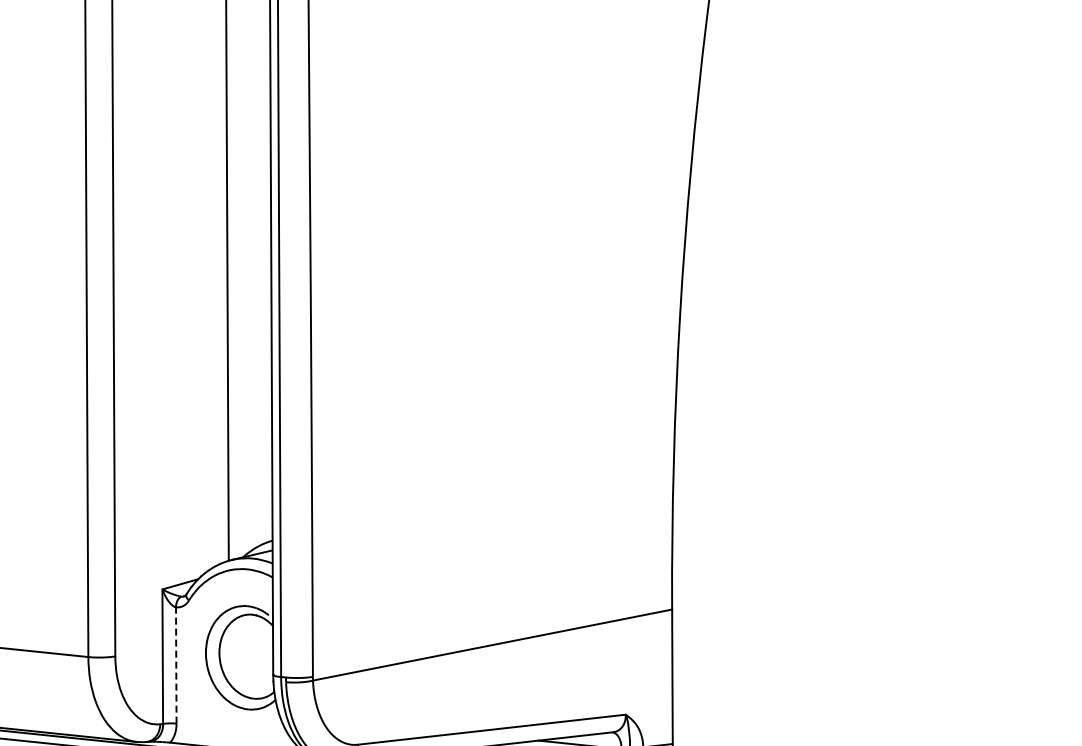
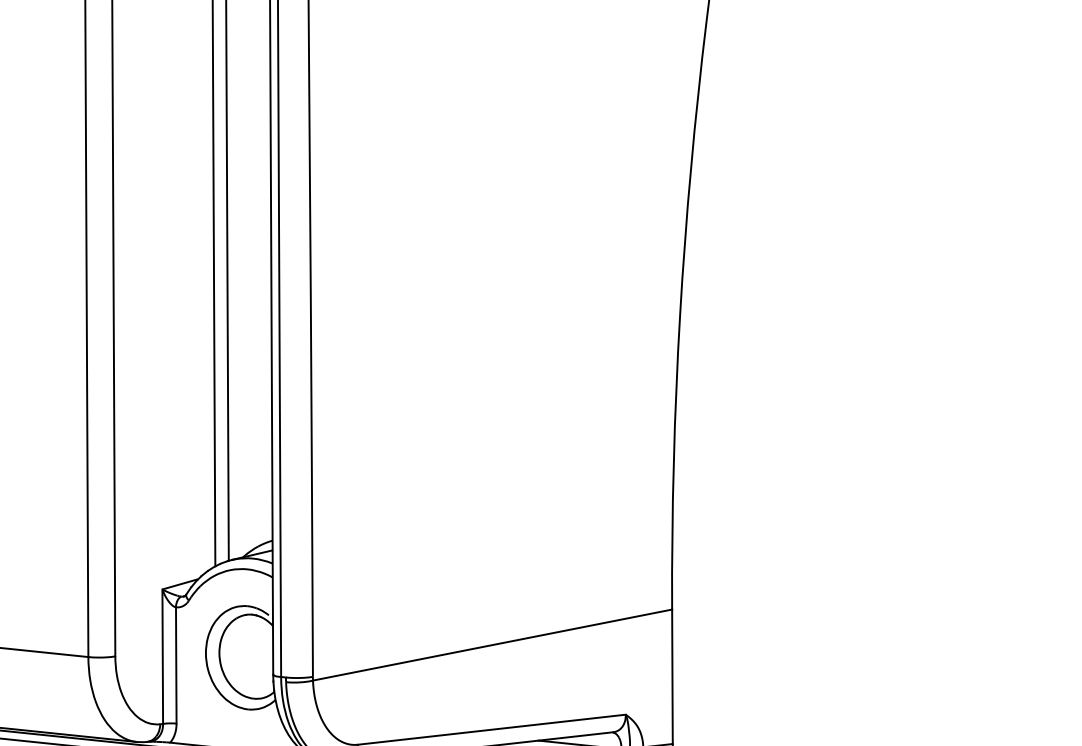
line: none -> present (213, 284)
line: dashed -> solid (176, 664)
